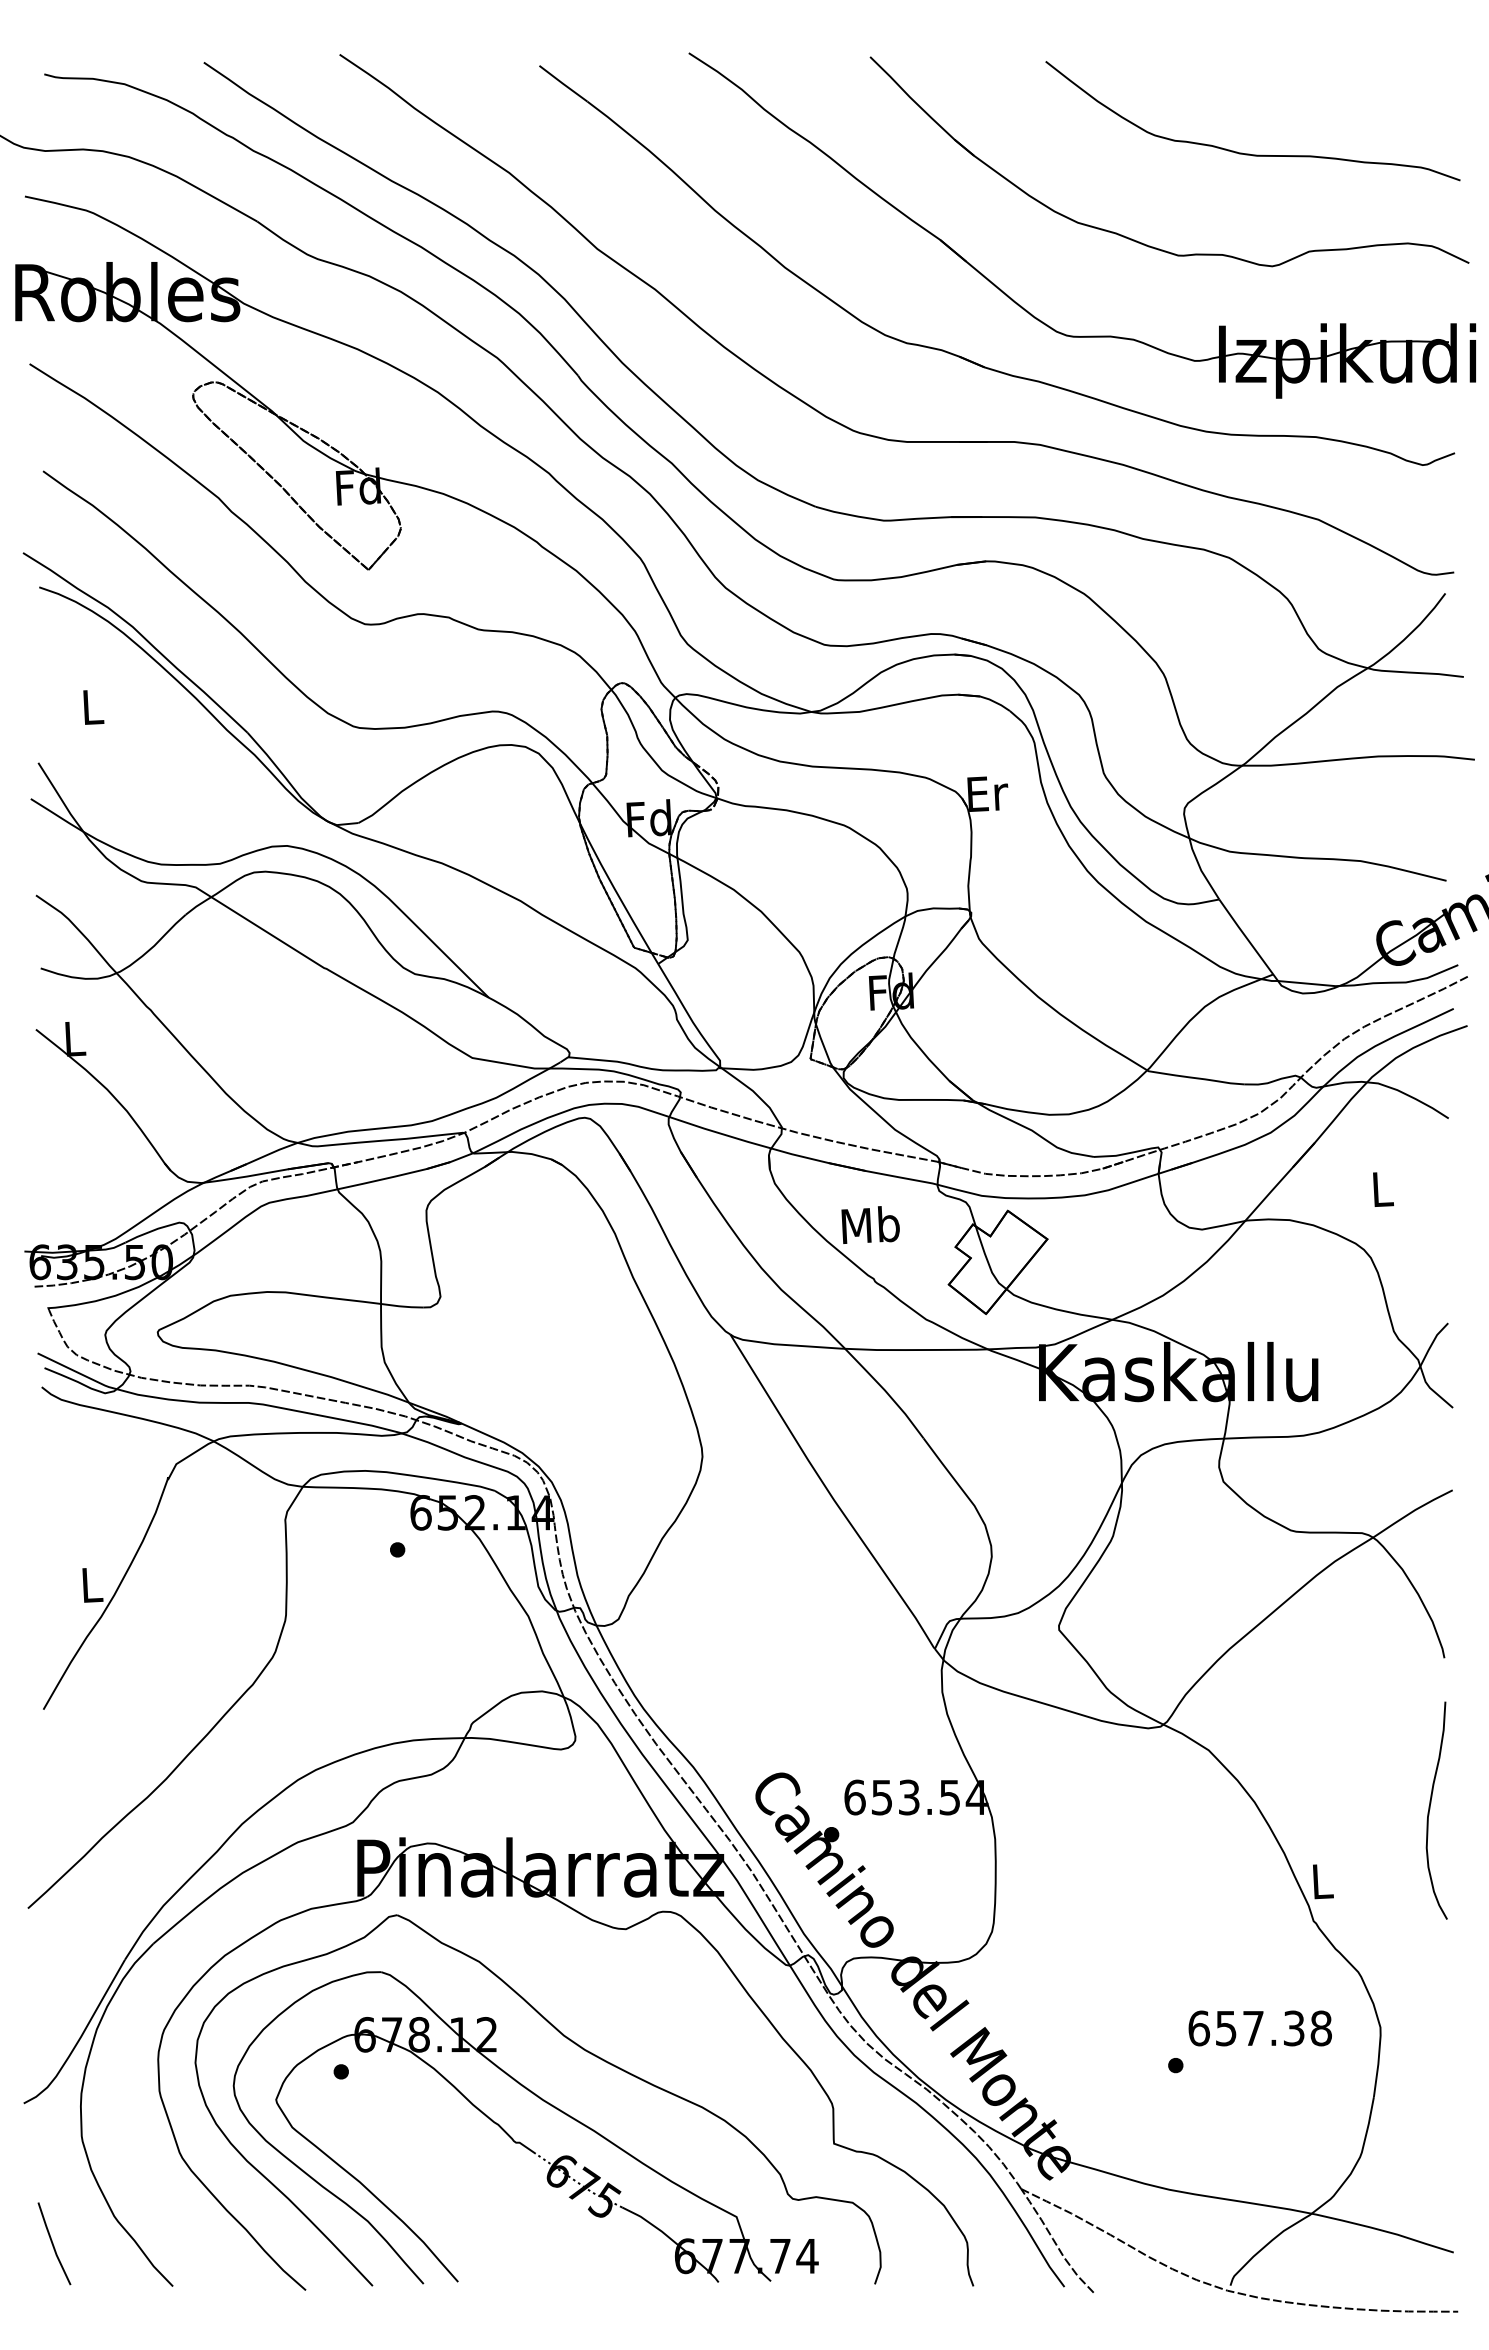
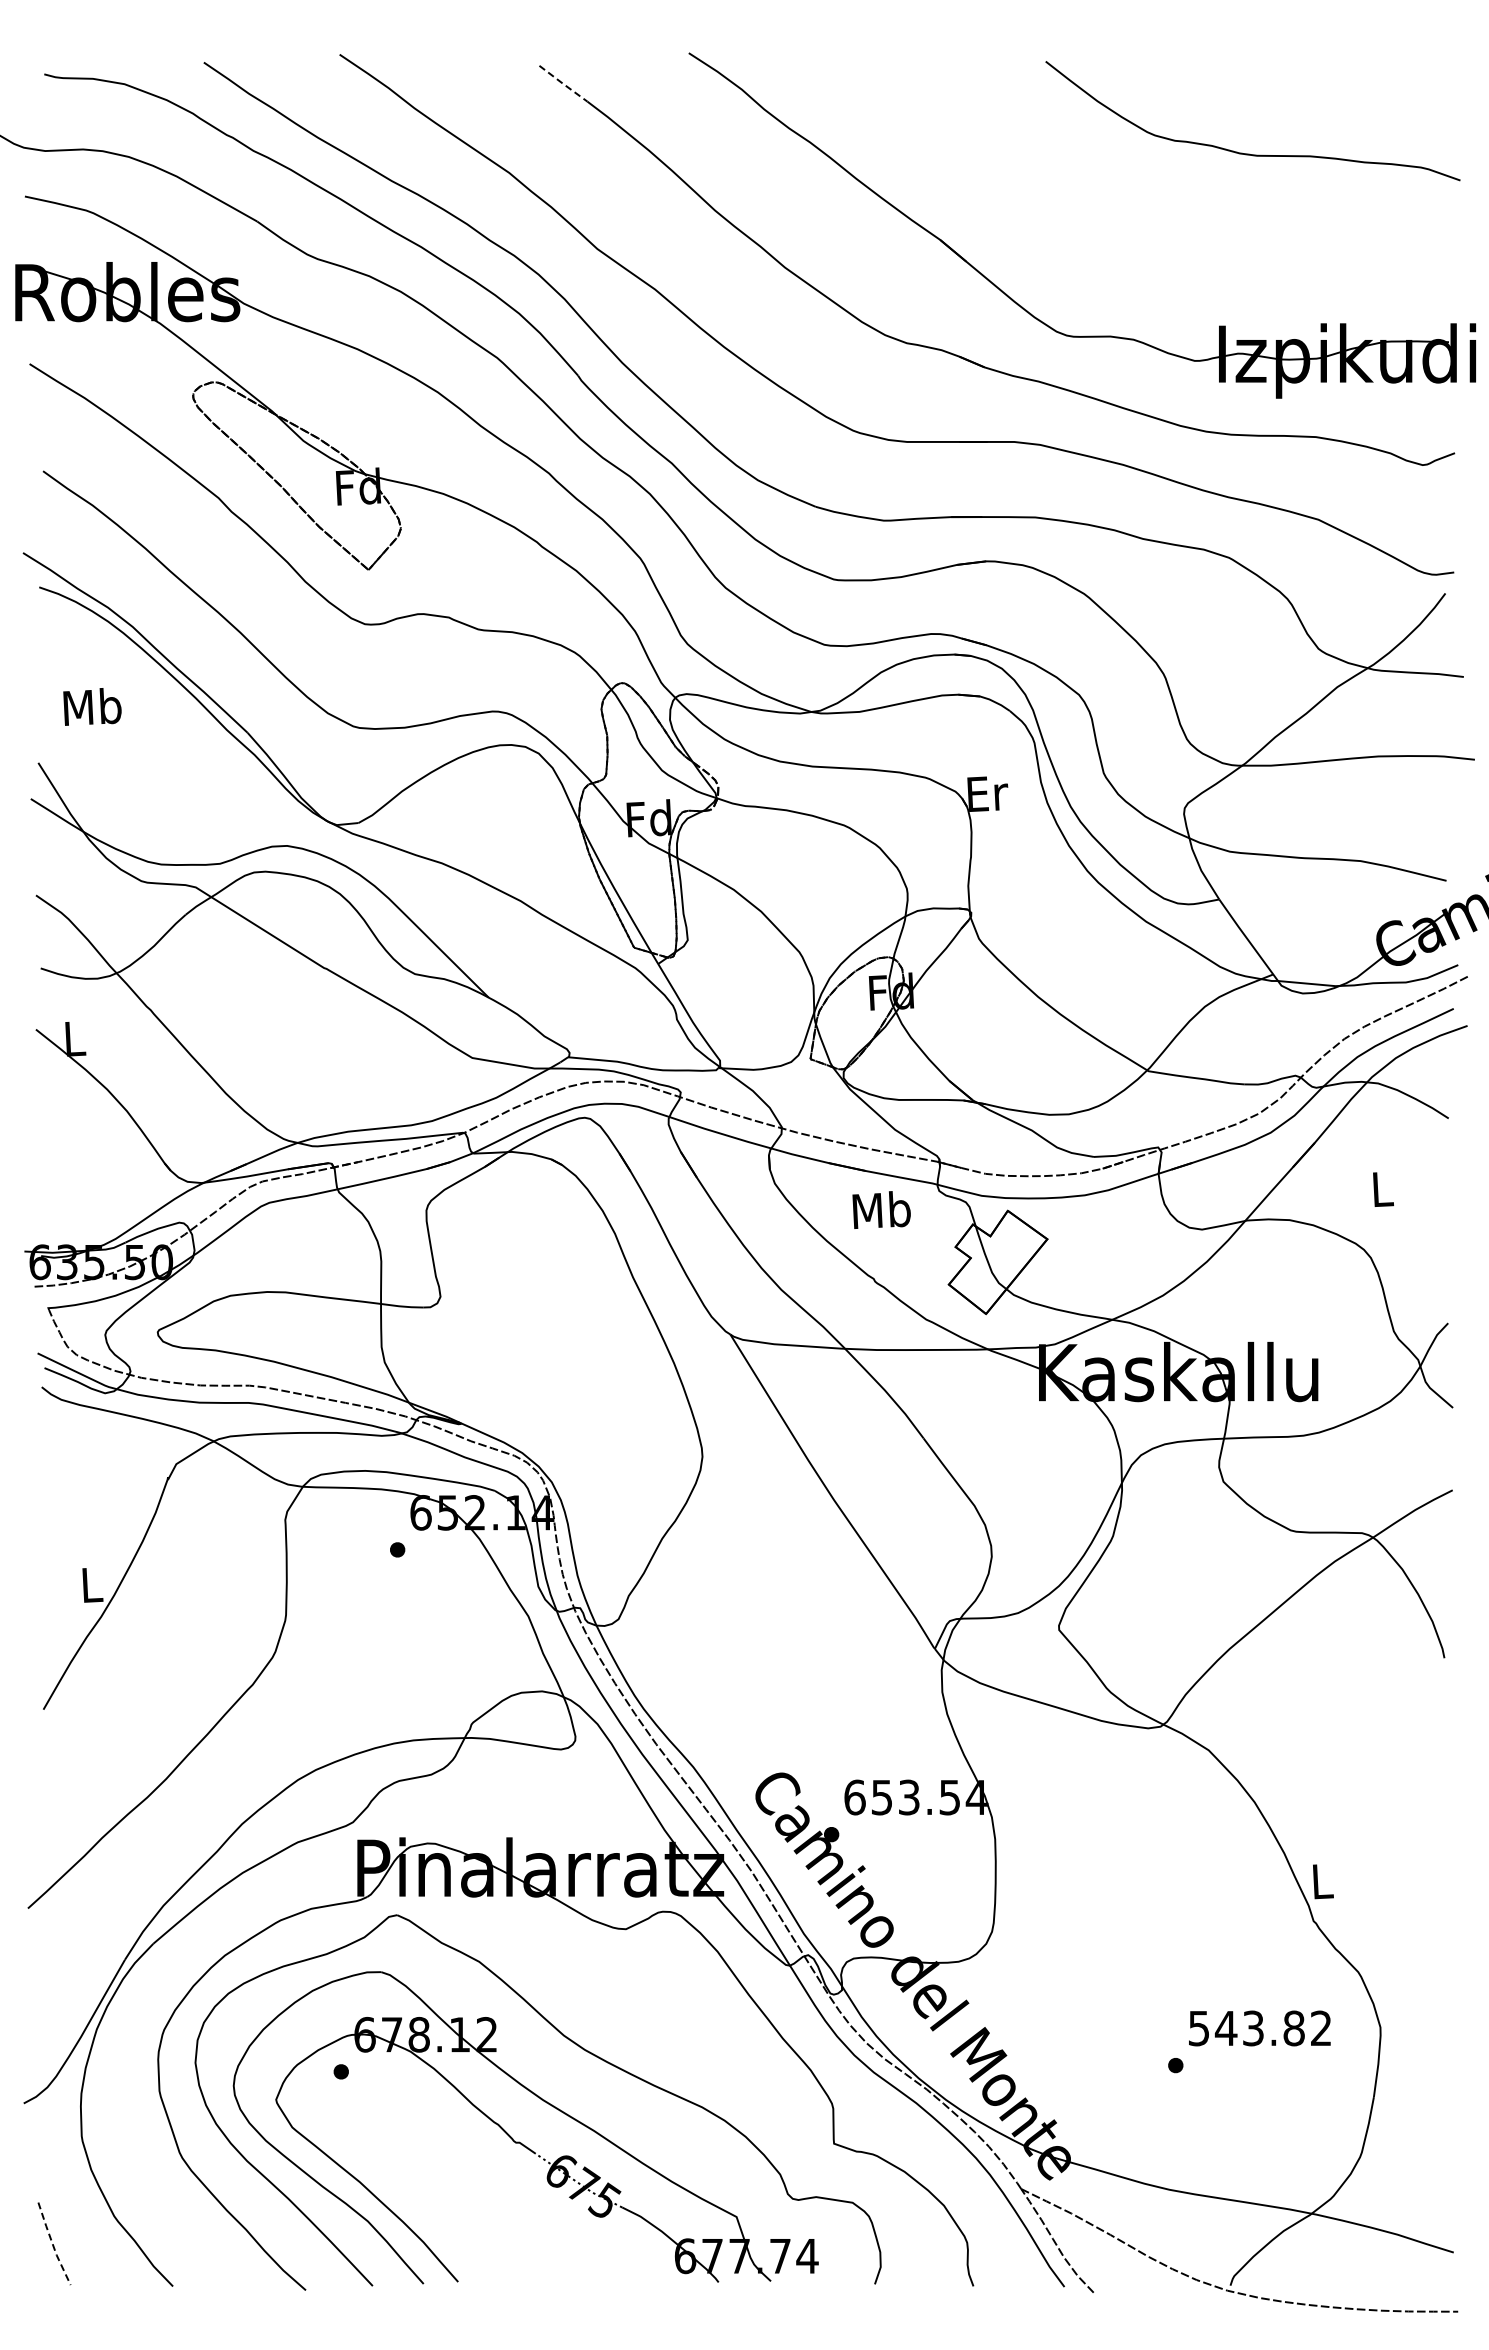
line: solid -> dashed (562, 83)
part: present -> none (1137, 240)
text: L -> Mb (92, 706)
text position: (870, 1224) -> (881, 1209) (881, 1209)
curve: present -> none (1430, 1809)
text: 657.38 -> 543.82 (1259, 2028)
line: solid -> dashed (52, 2244)
